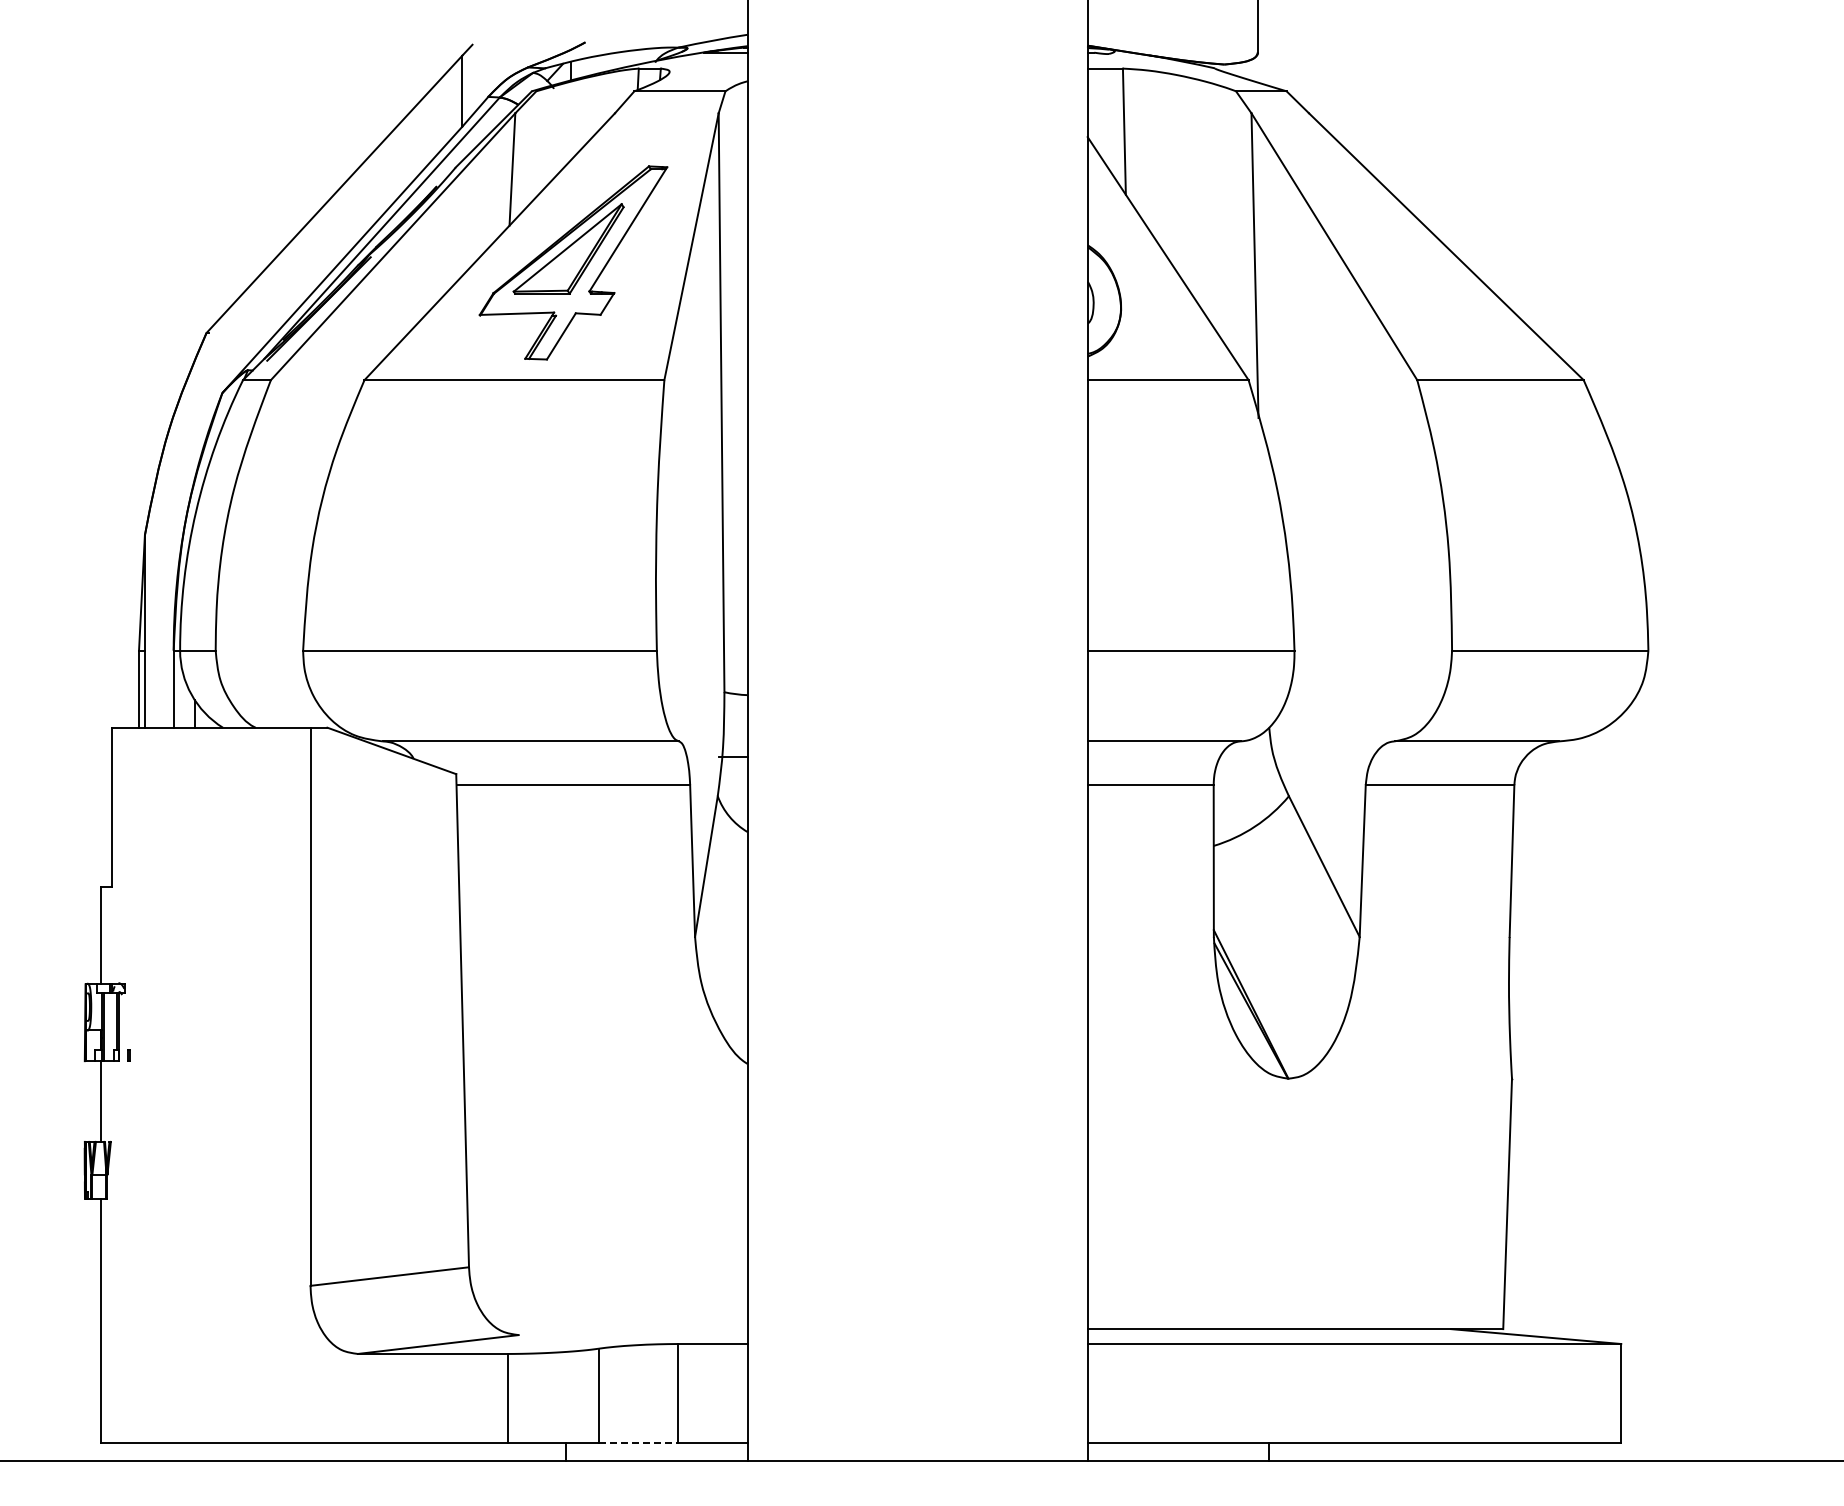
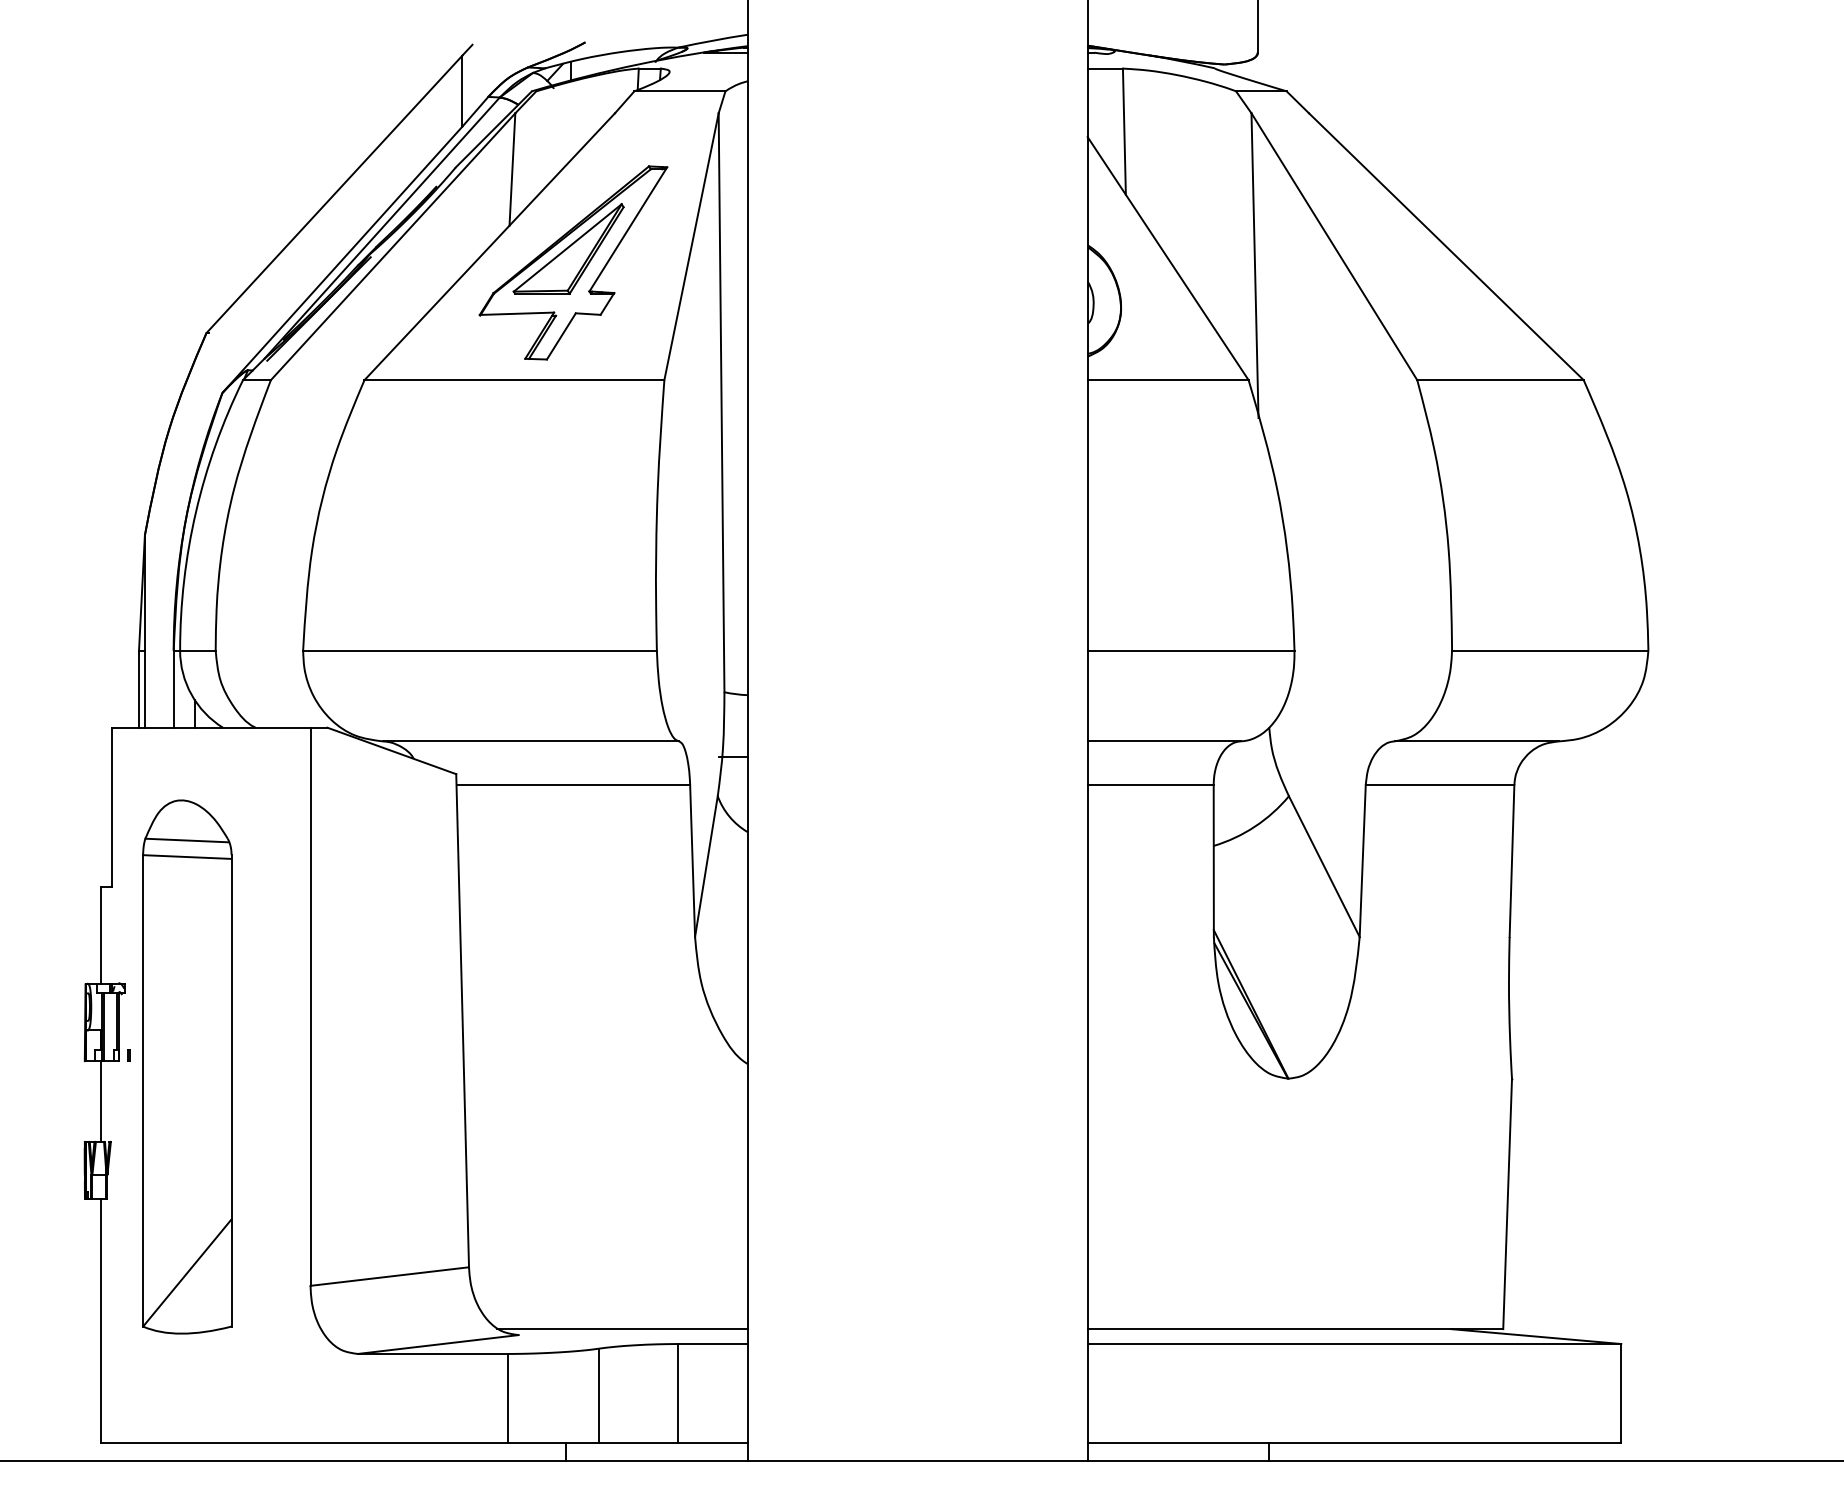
part: none -> present (187, 1066)
line: none -> present (622, 1329)
line: dashed -> solid (638, 1442)
